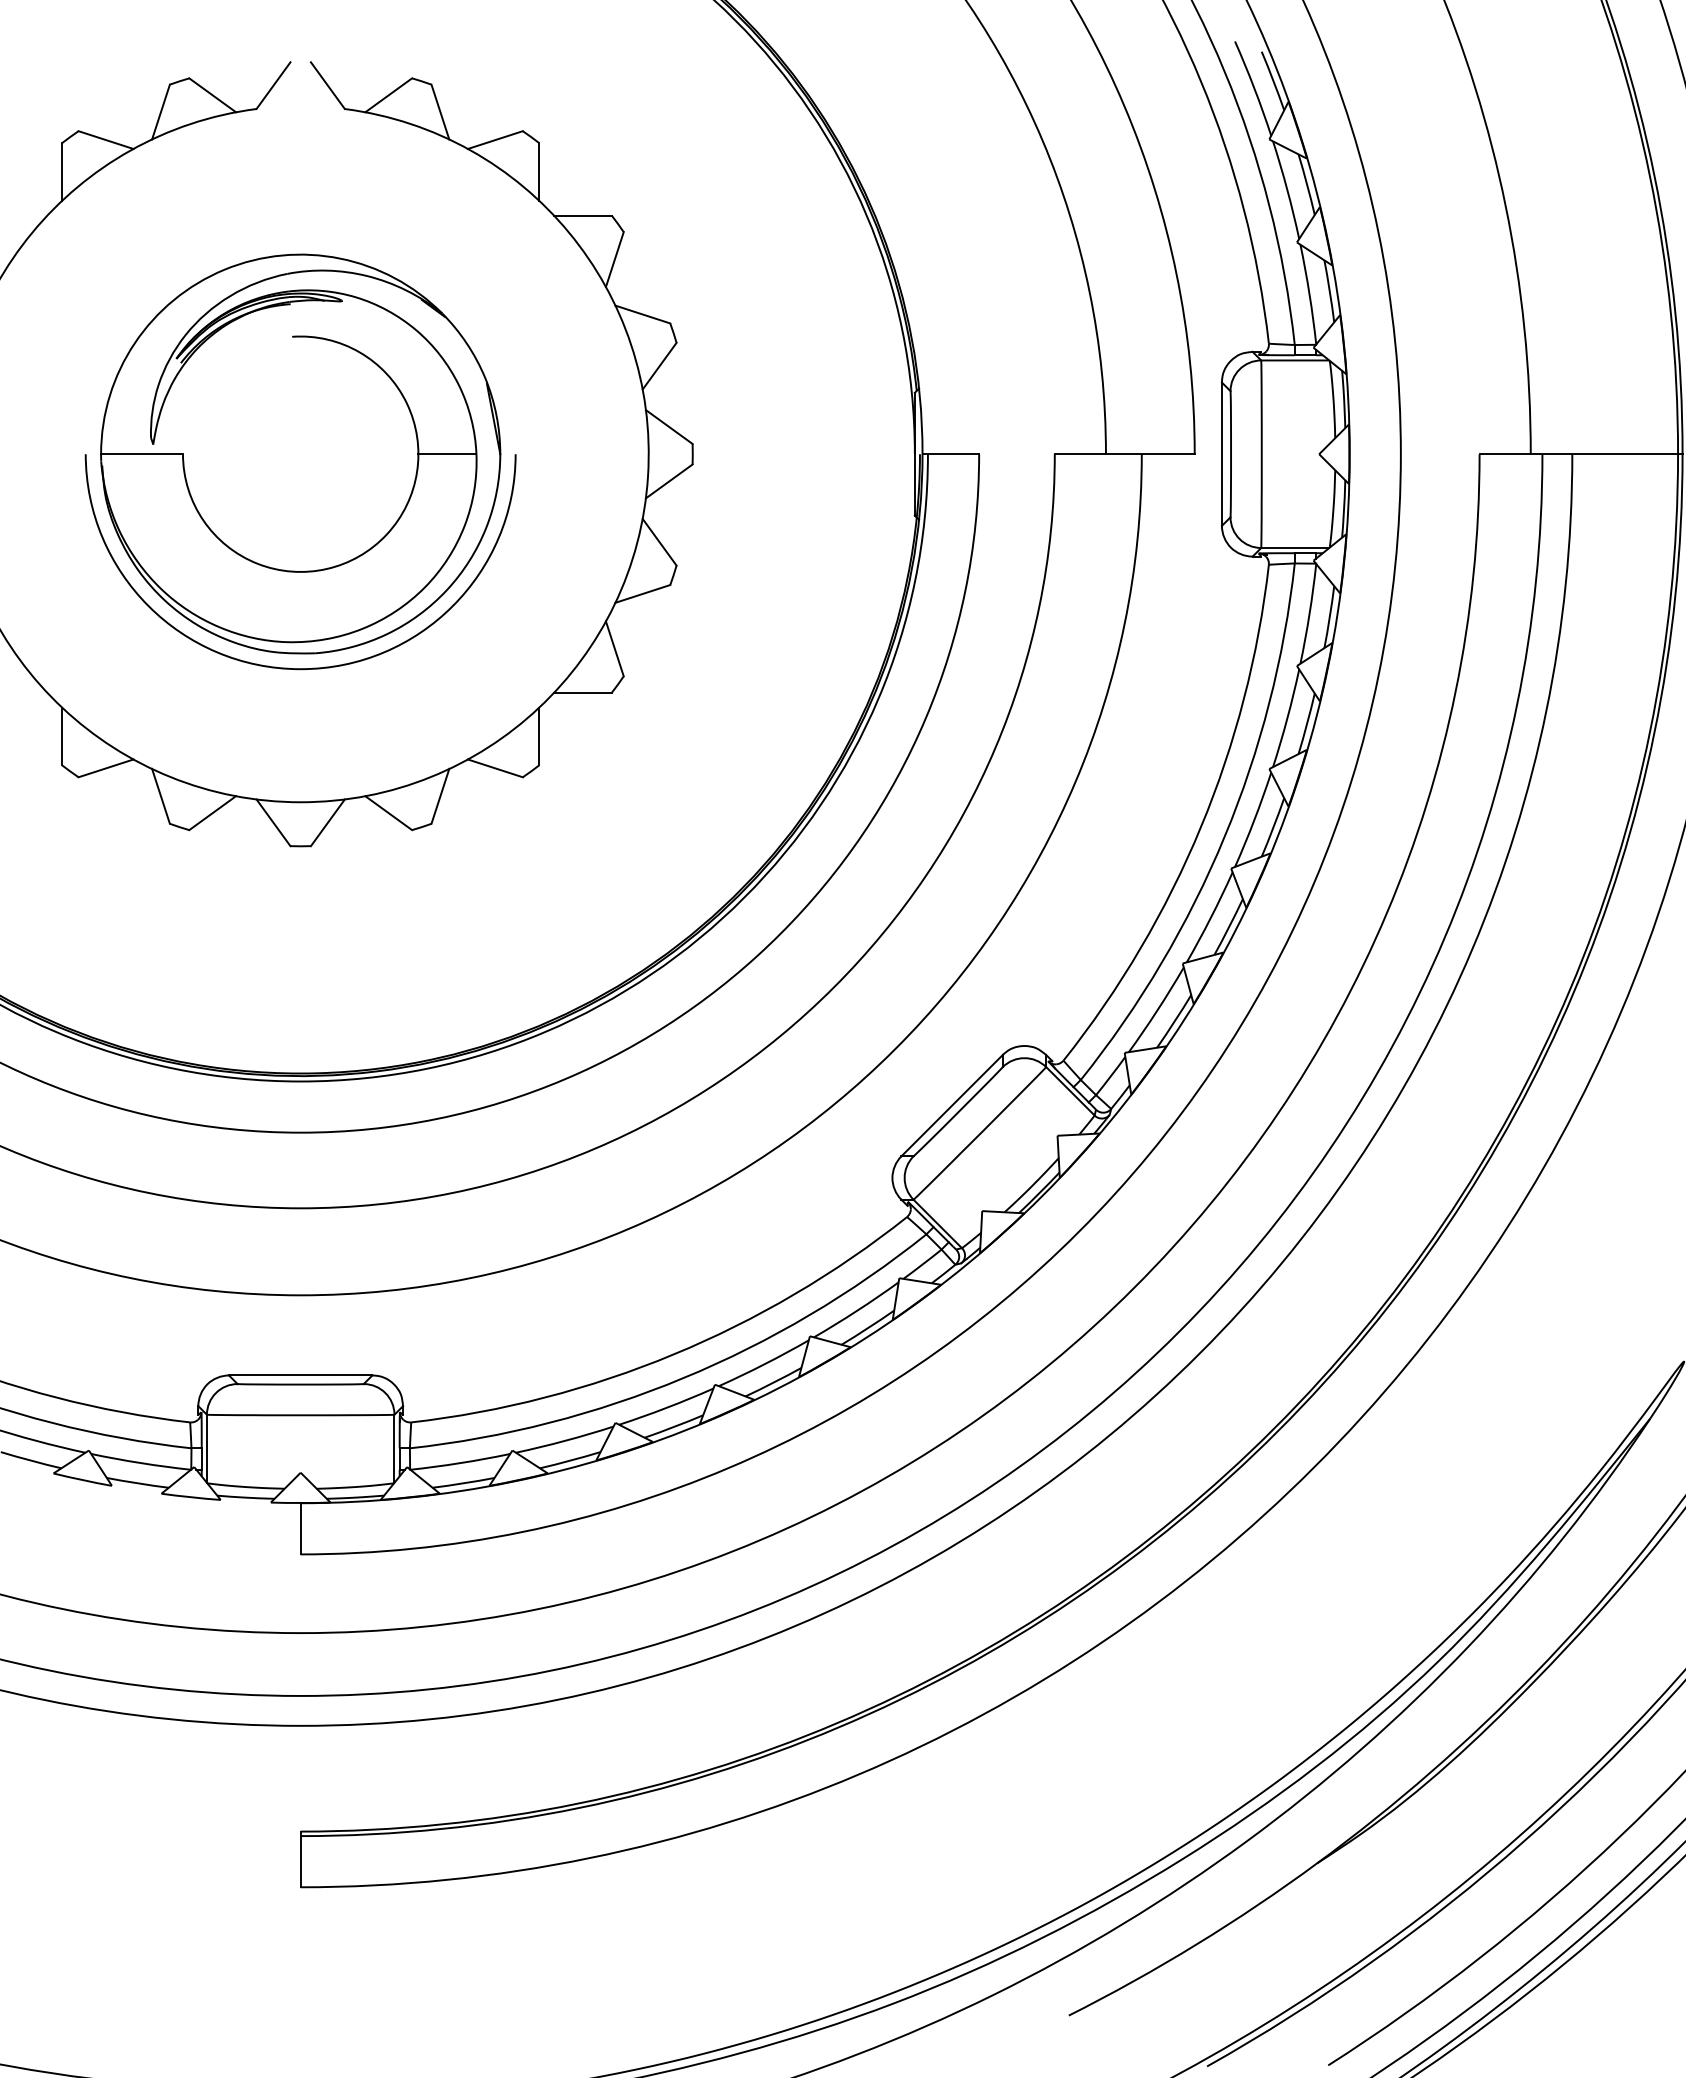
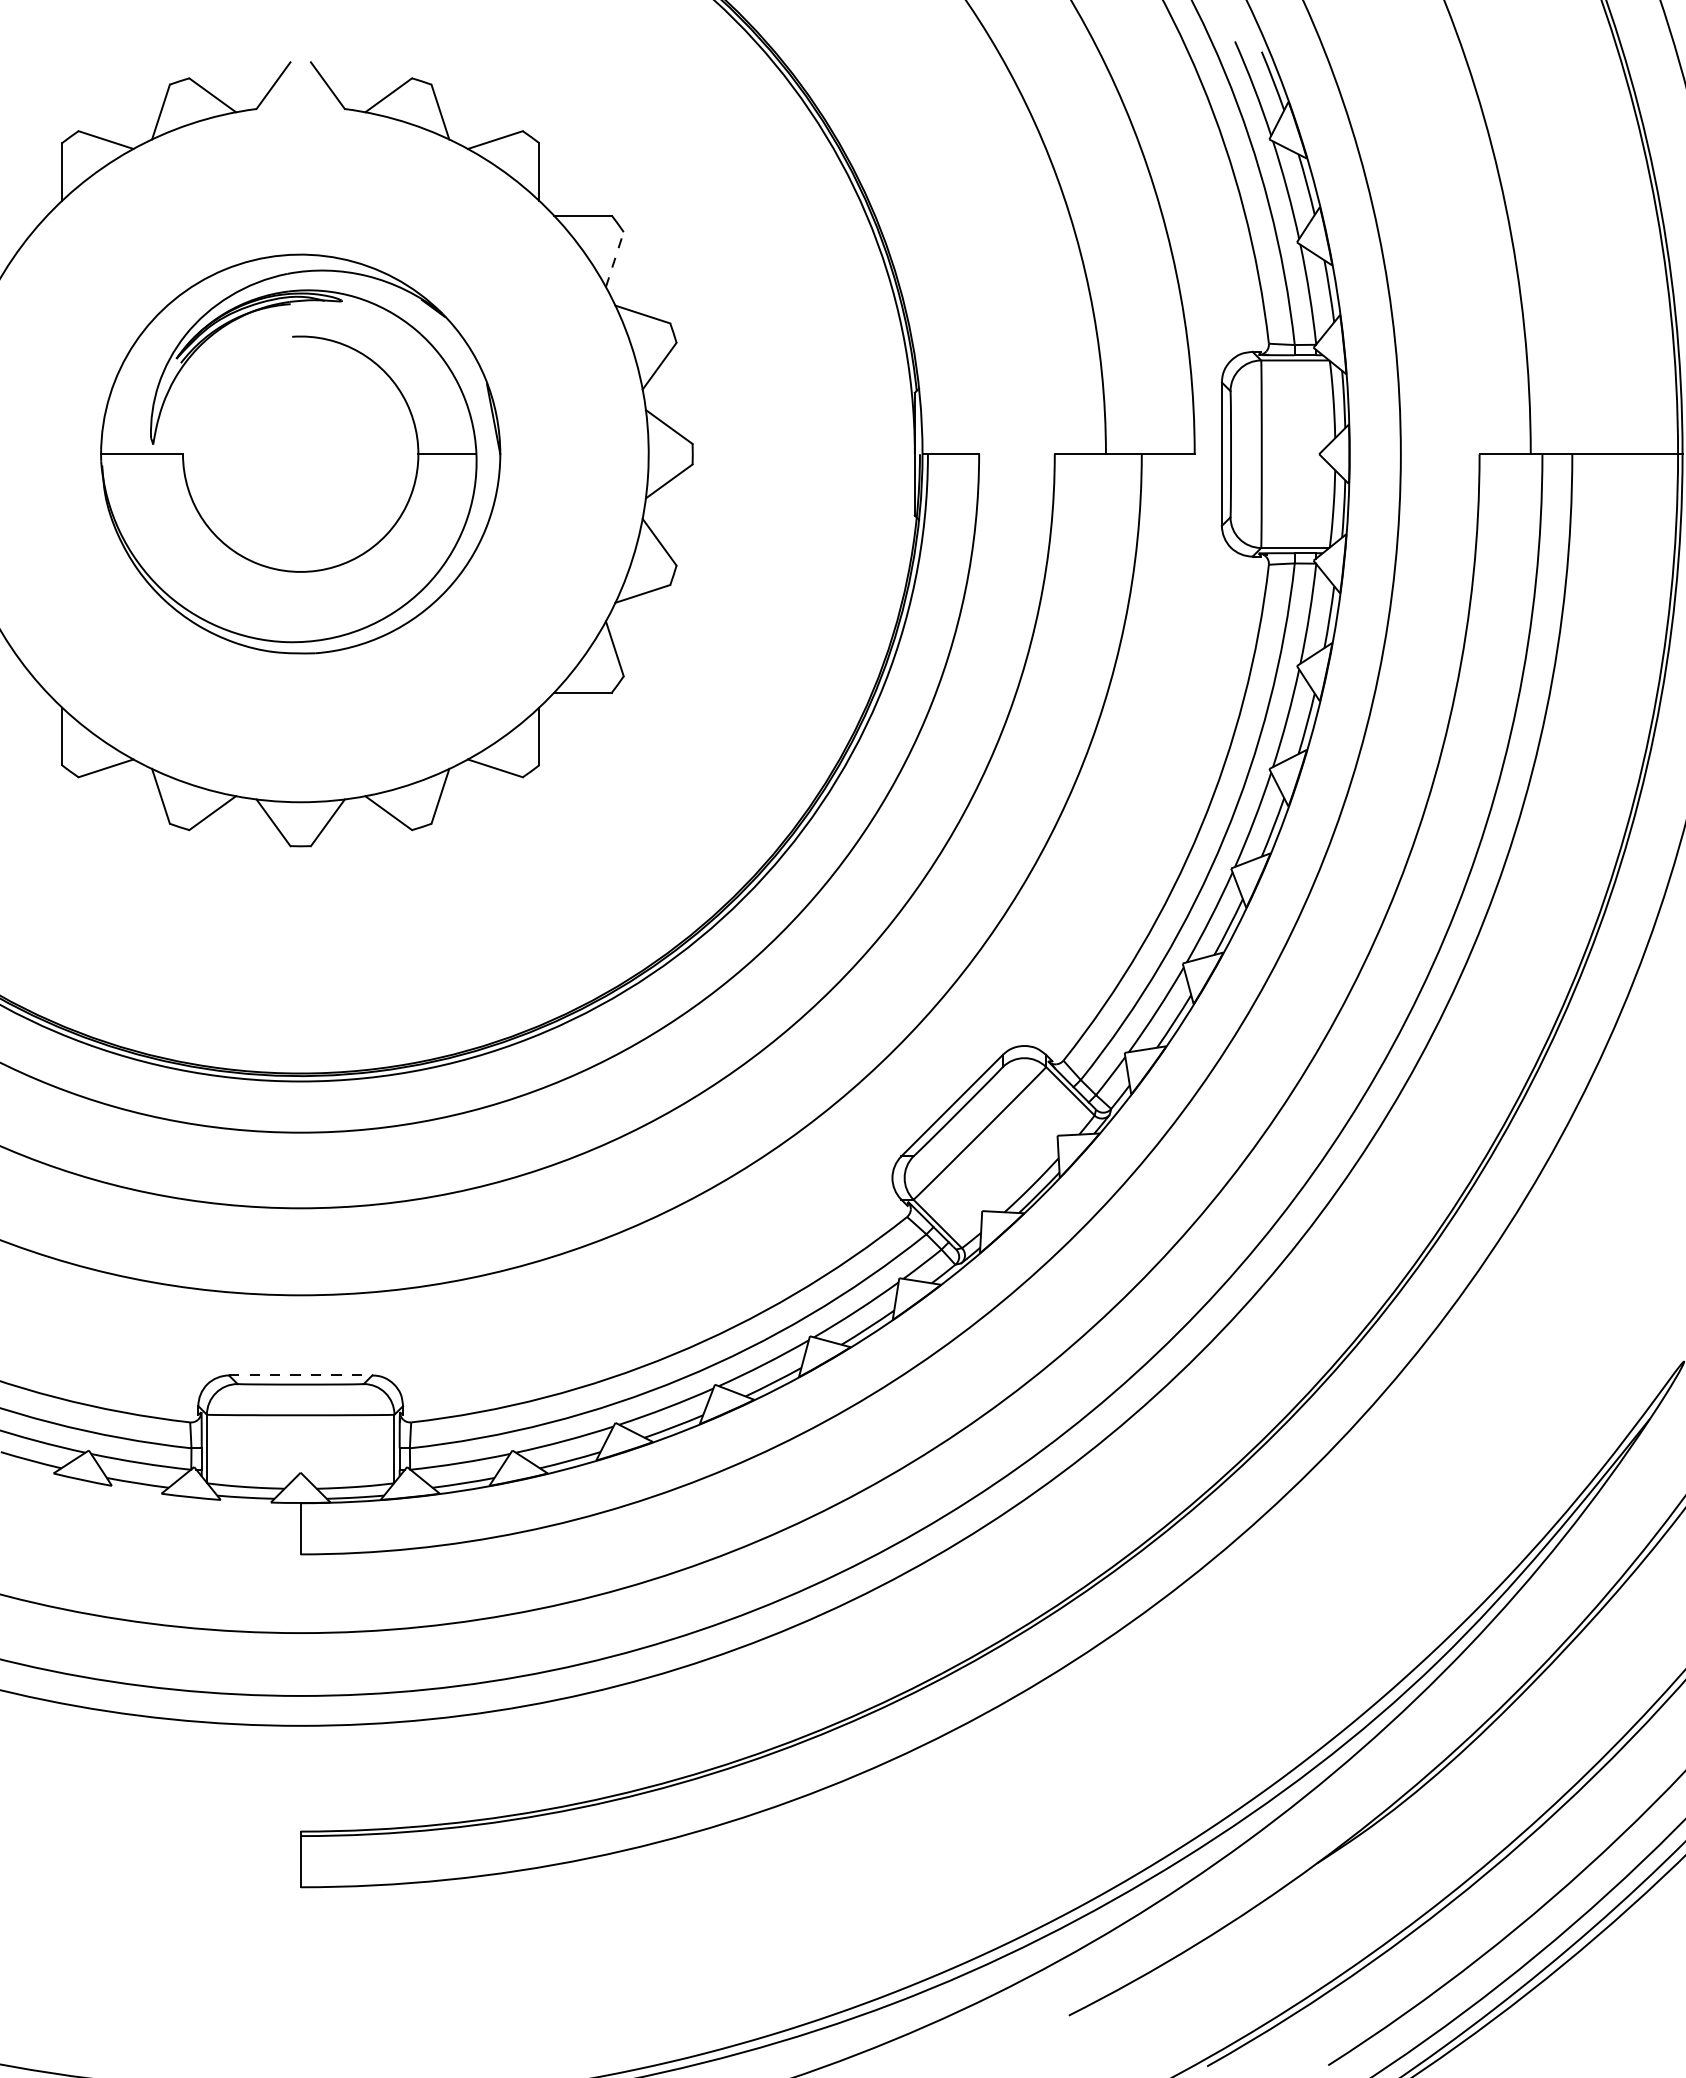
line: solid -> dashed (614, 259)
arc: present -> none (288, 667)
line: solid -> dashed (300, 1375)
